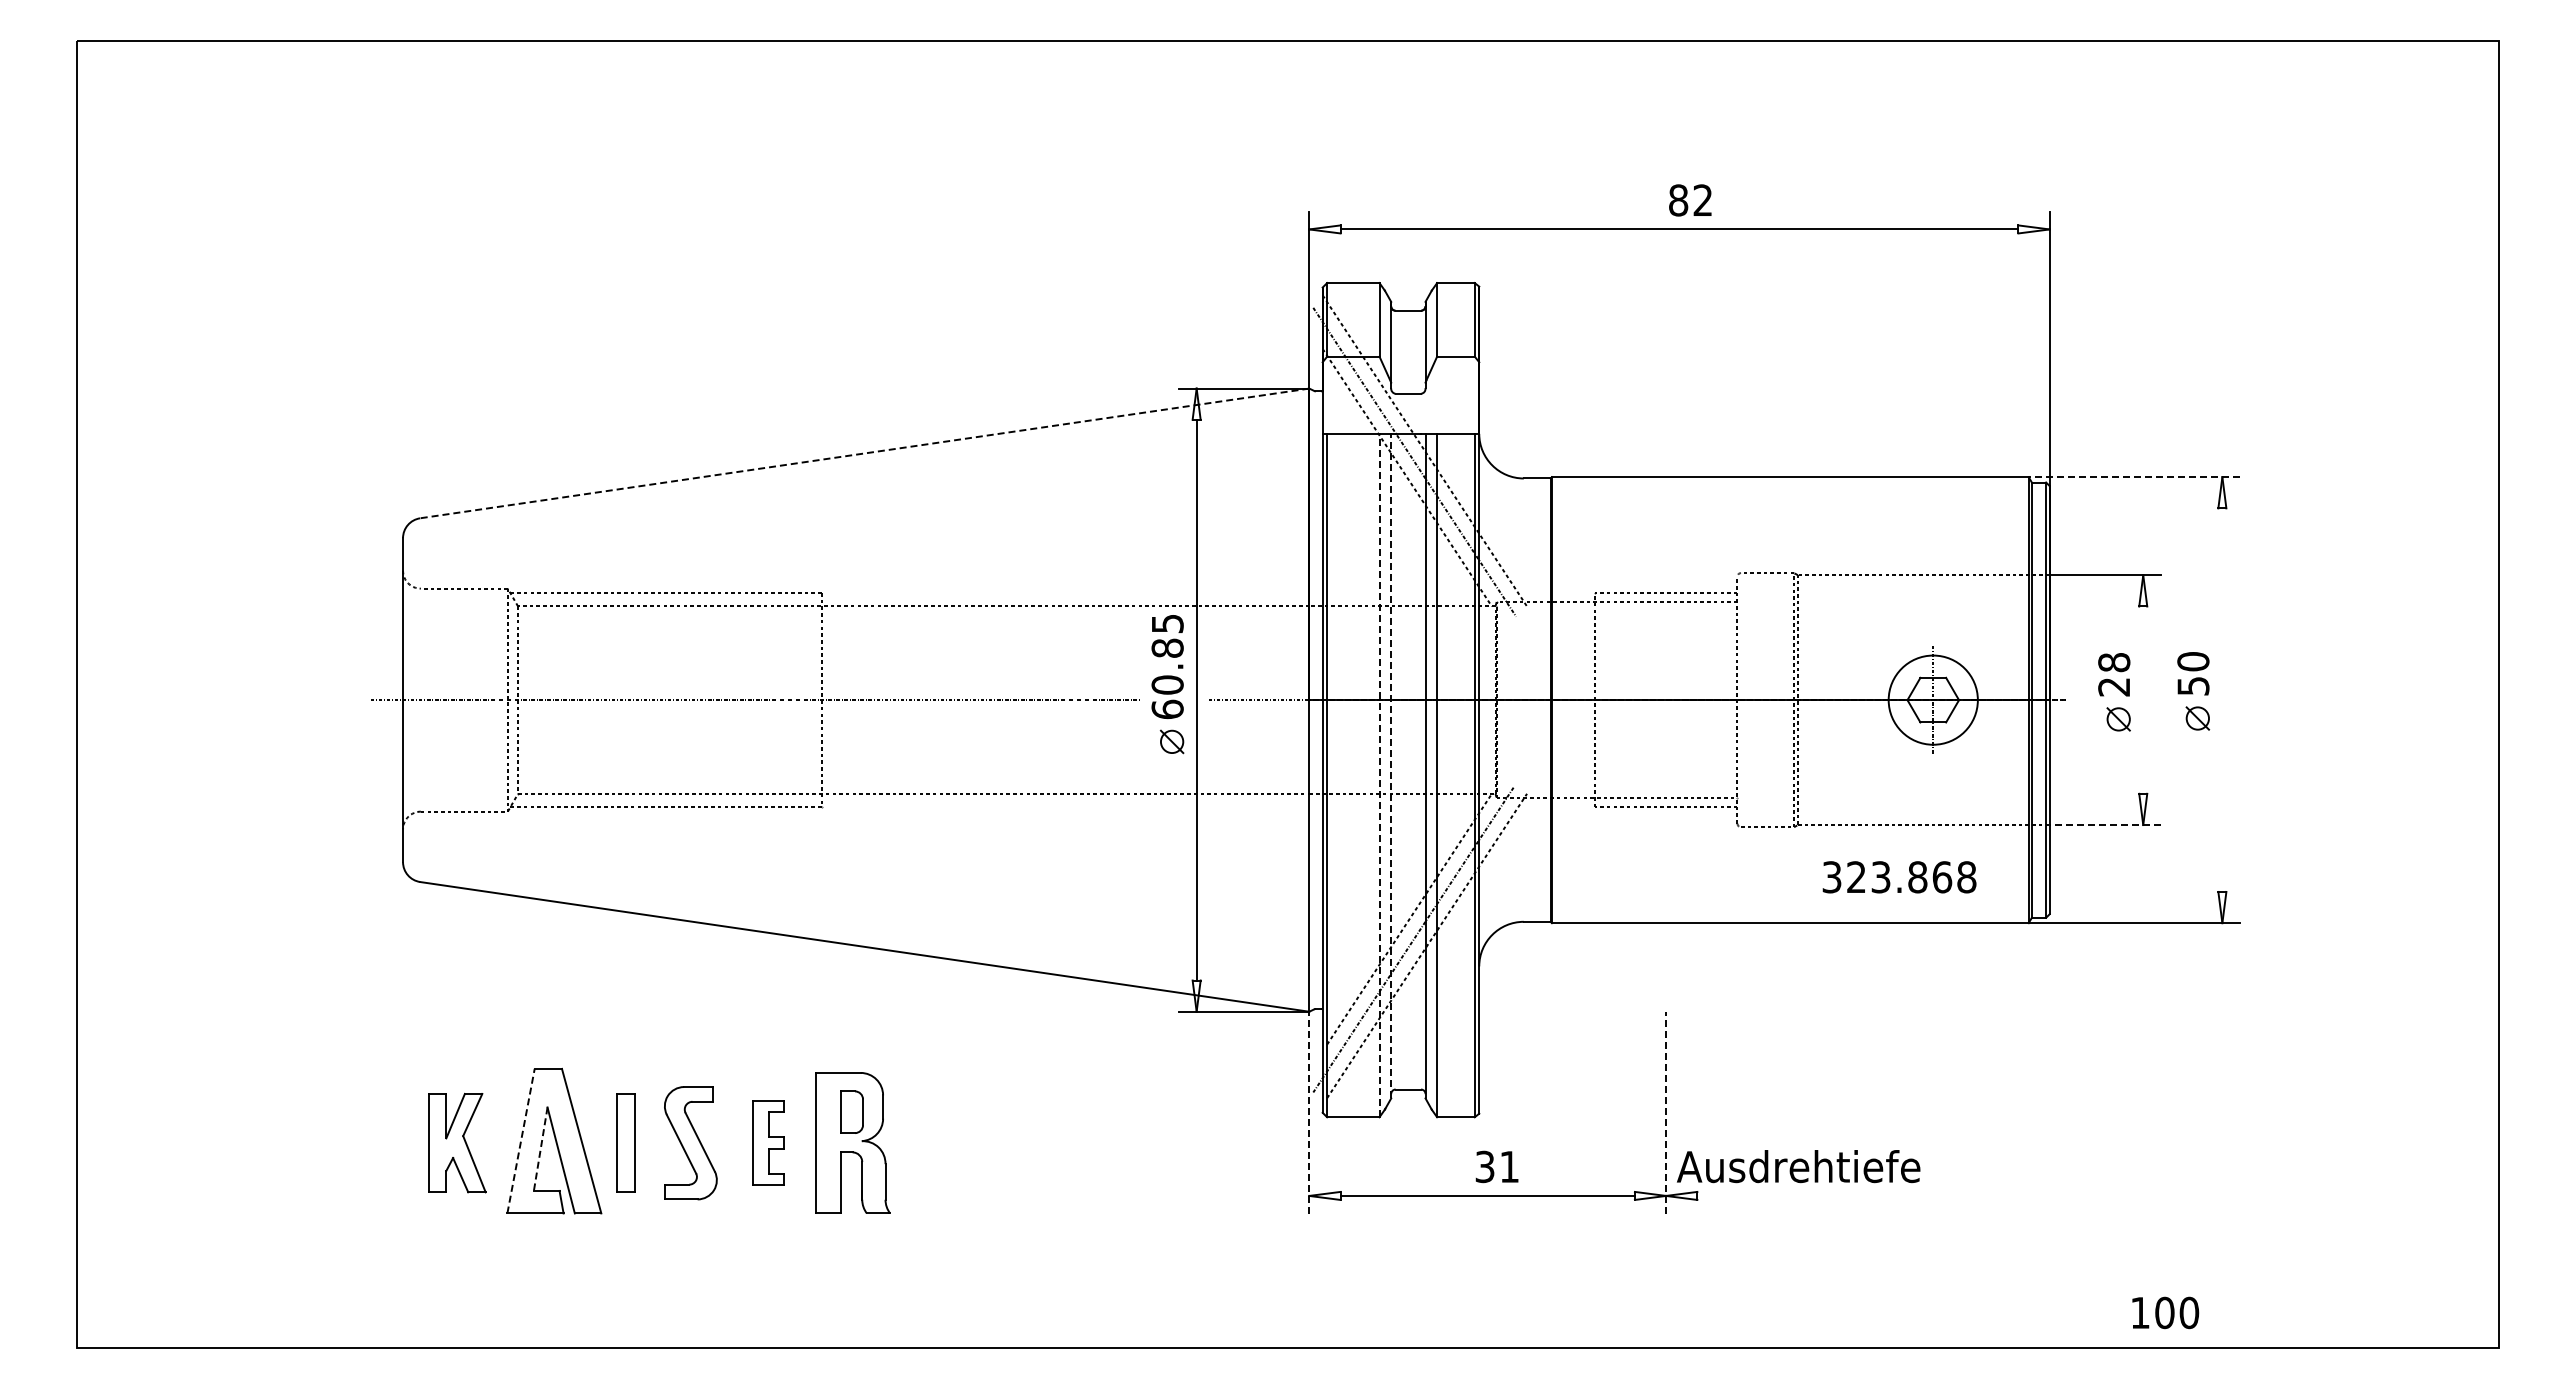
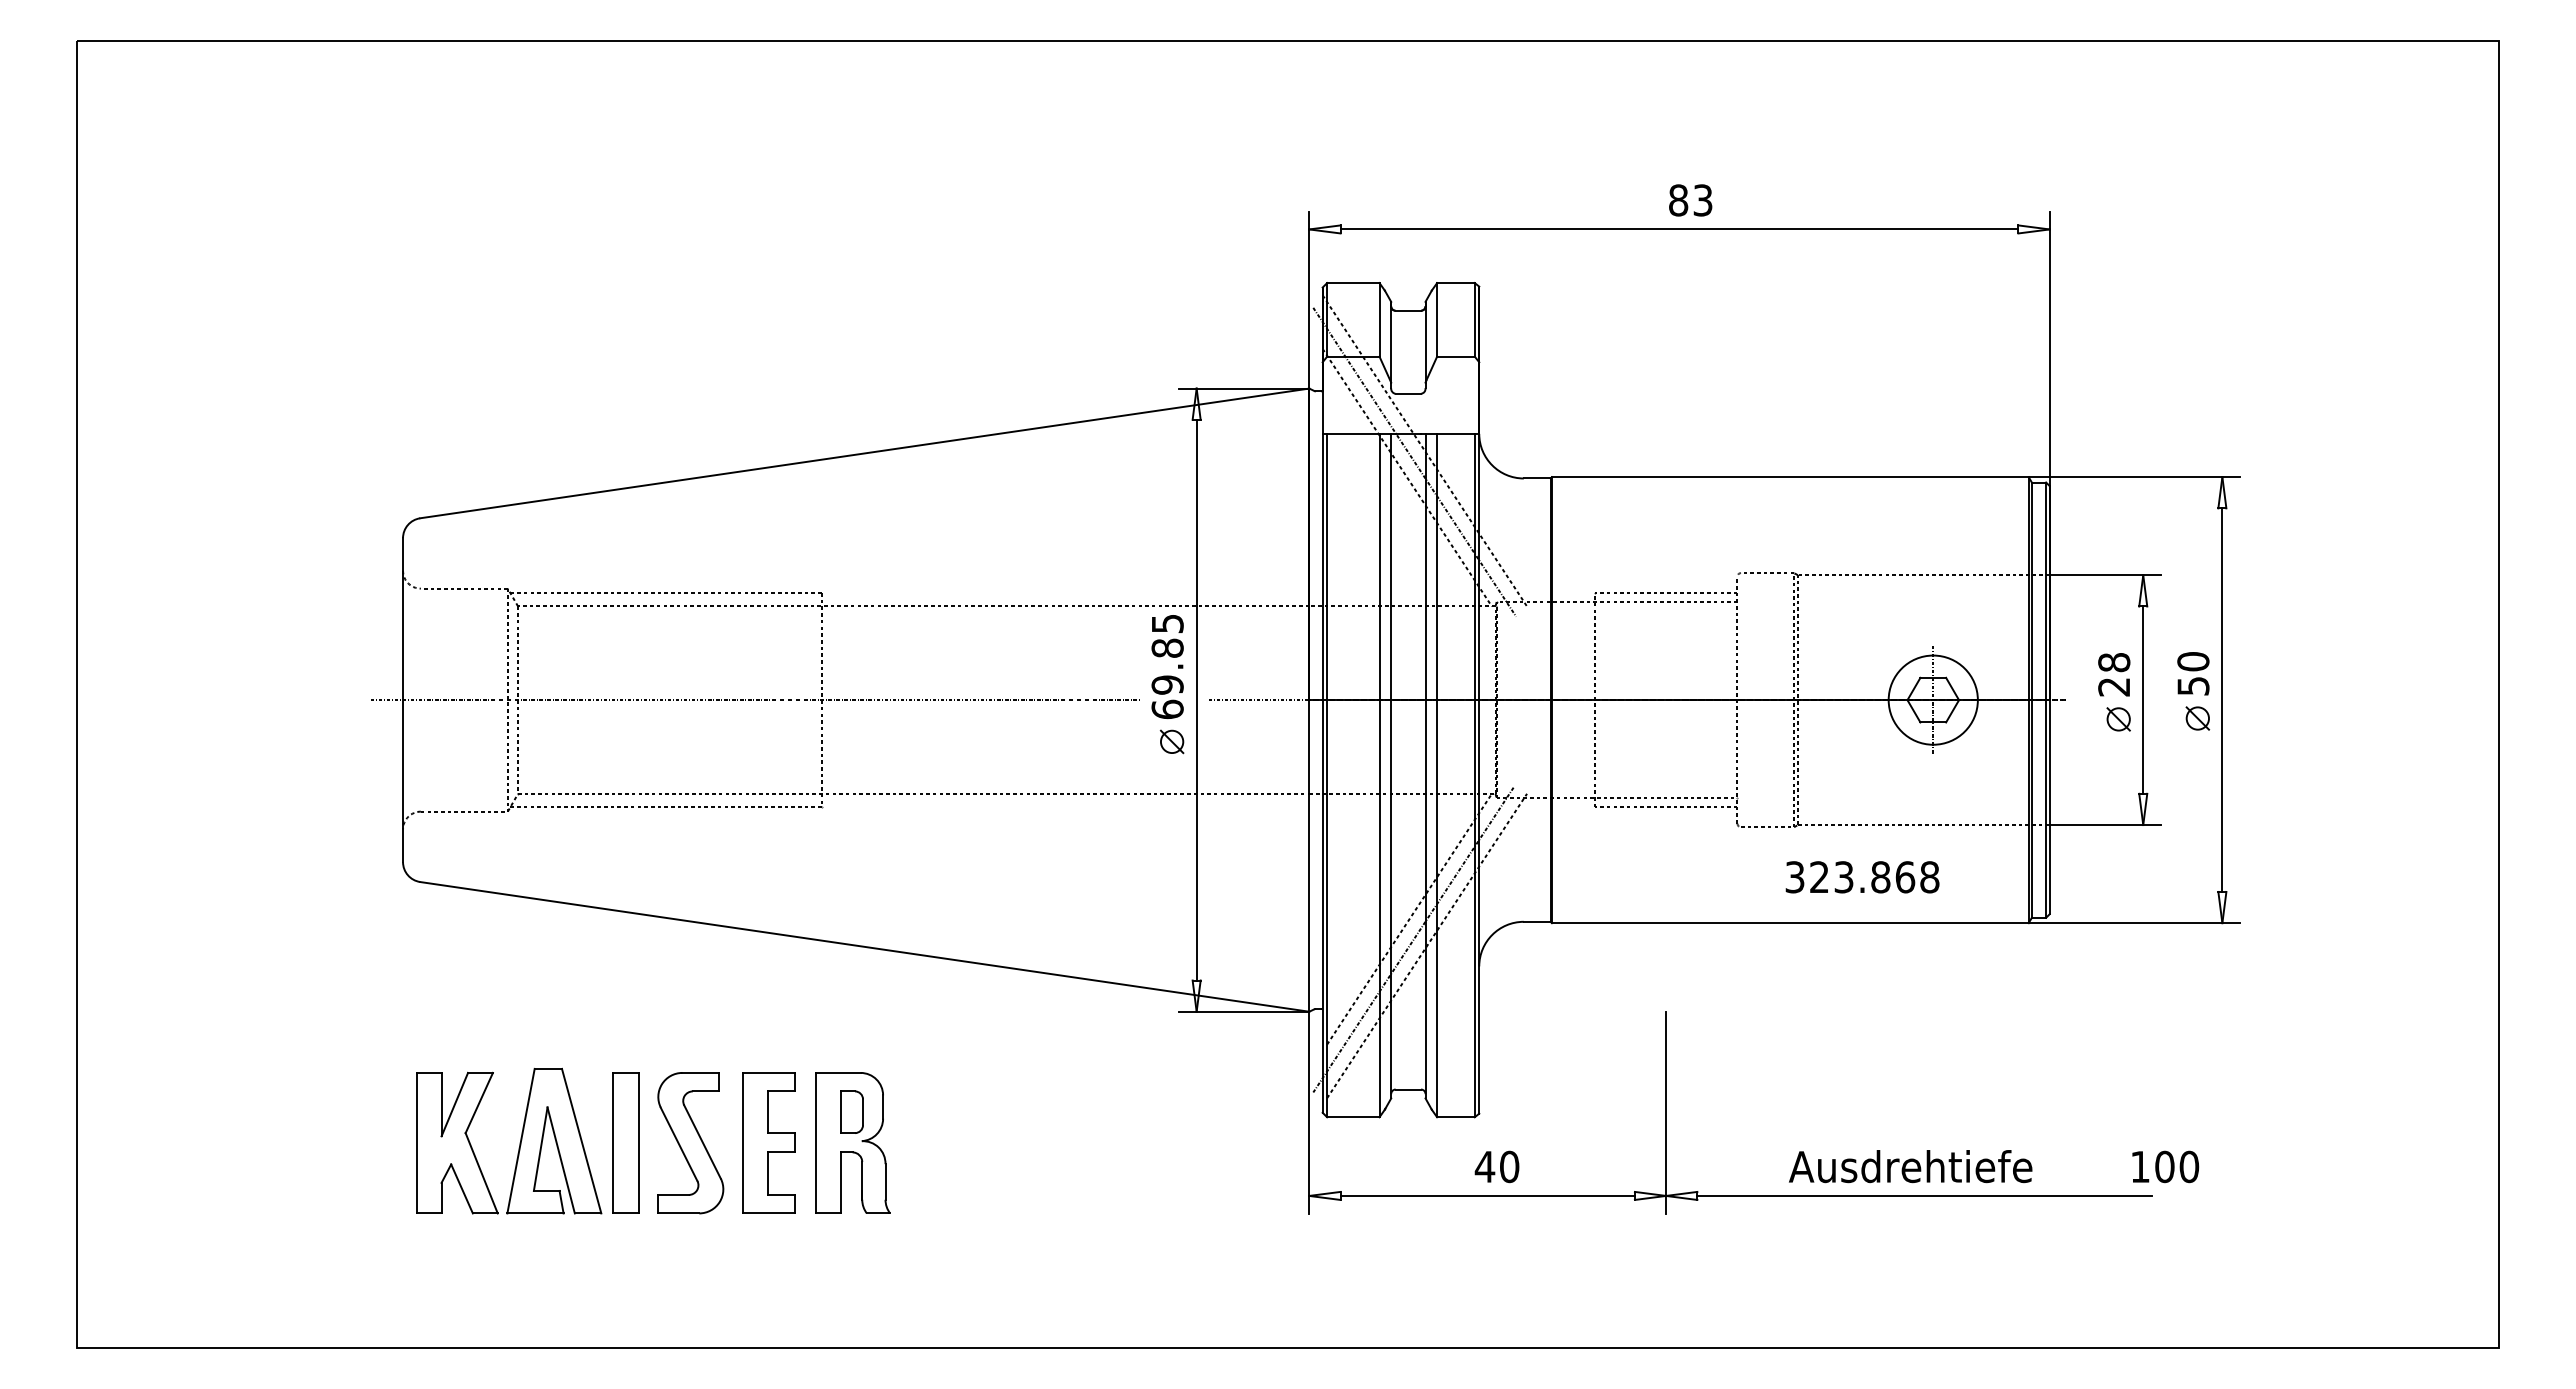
text: 82 -> 83 (1702, 200)
line: dashed -> solid (864, 453)
line: dashed -> solid (2134, 477)
text: 60.85 -> 69.85 (1167, 684)
line: none -> present (2143, 699)
line: none -> present (2222, 699)
line: dashed -> solid (1391, 765)
line: dashed -> solid (1379, 775)
line: dashed -> solid (2105, 825)
text position: (1899, 877) -> (1862, 877) (1862, 877)
line: dashed -> solid (1309, 1112)
line: dashed -> solid (1666, 1112)
line: dashed -> solid (521, 1141)
part size: 59x102 px -> 83x144 px (457, 1142)
part size: 20x100 px -> 28x142 px (625, 1142)
part size: 33x86 px -> 54x142 px (768, 1142)
part size: 54x115 px -> 68x143 px (690, 1143)
line: dashed -> solid (540, 1149)
text: 31 -> 40 (1496, 1166)
text position: (1798, 1166) -> (1910, 1166) (1910, 1166)
line: none -> present (1924, 1195)
text position: (2165, 1312) -> (2165, 1166) (2165, 1166)
